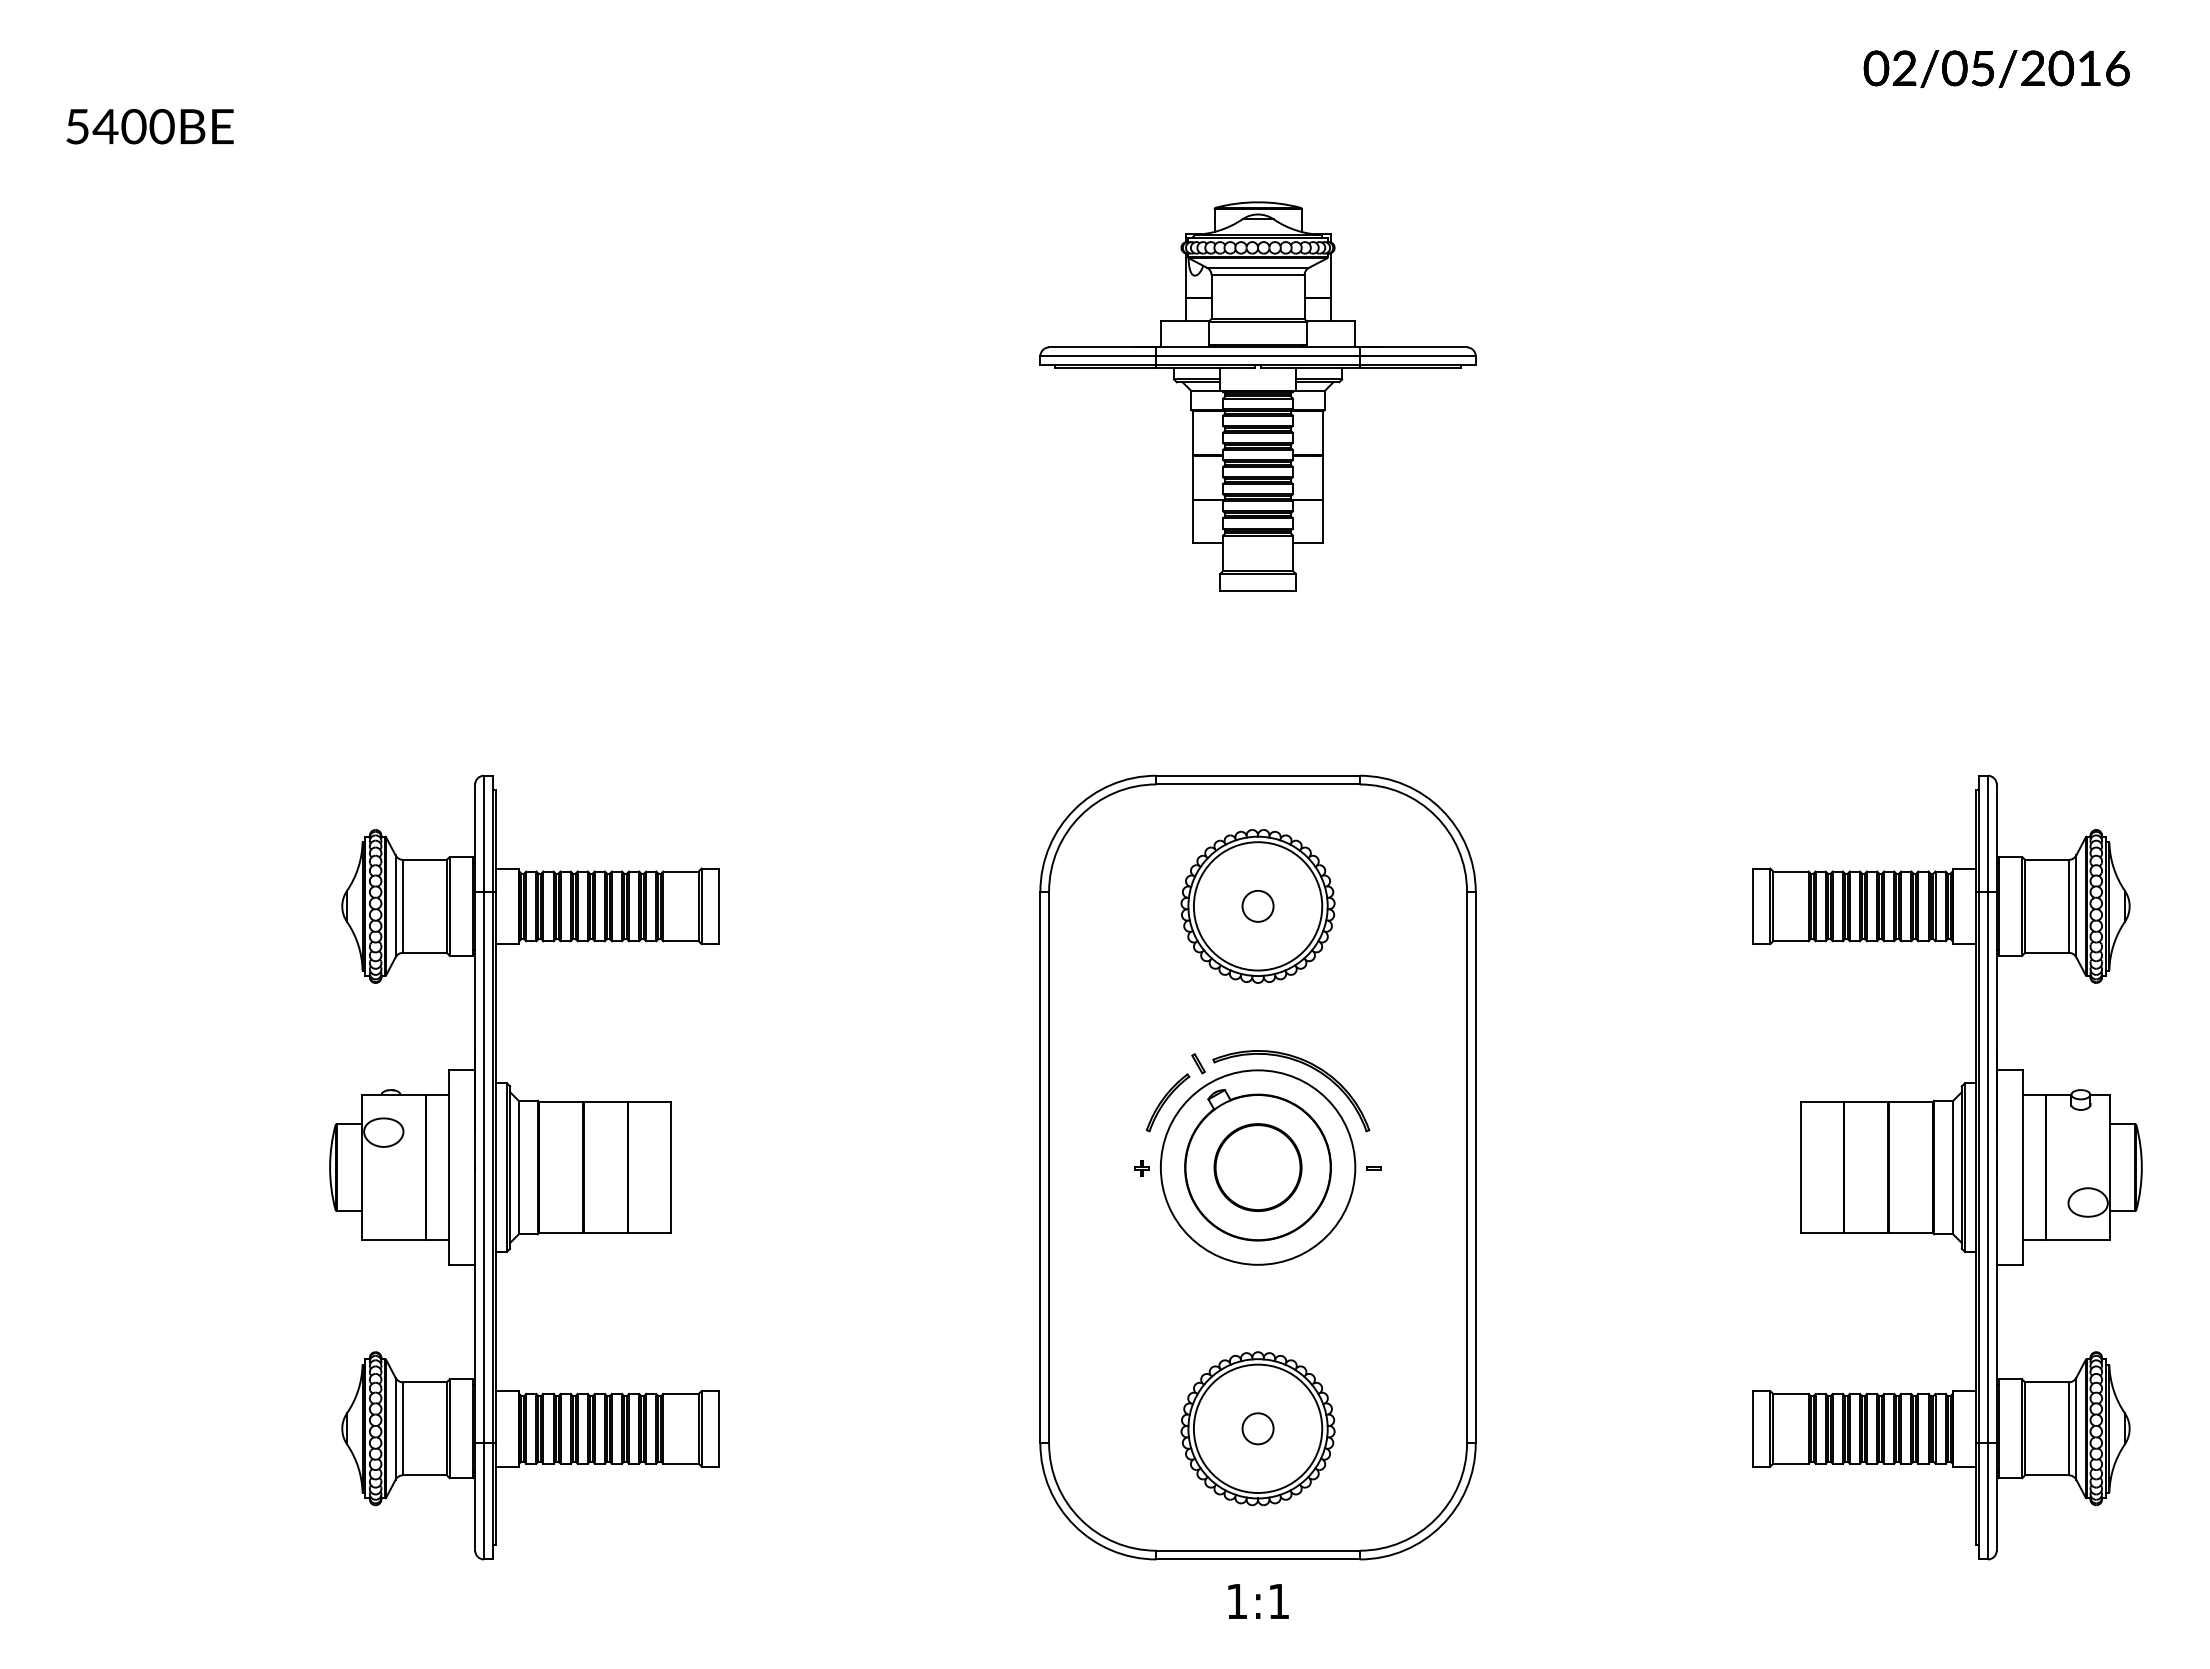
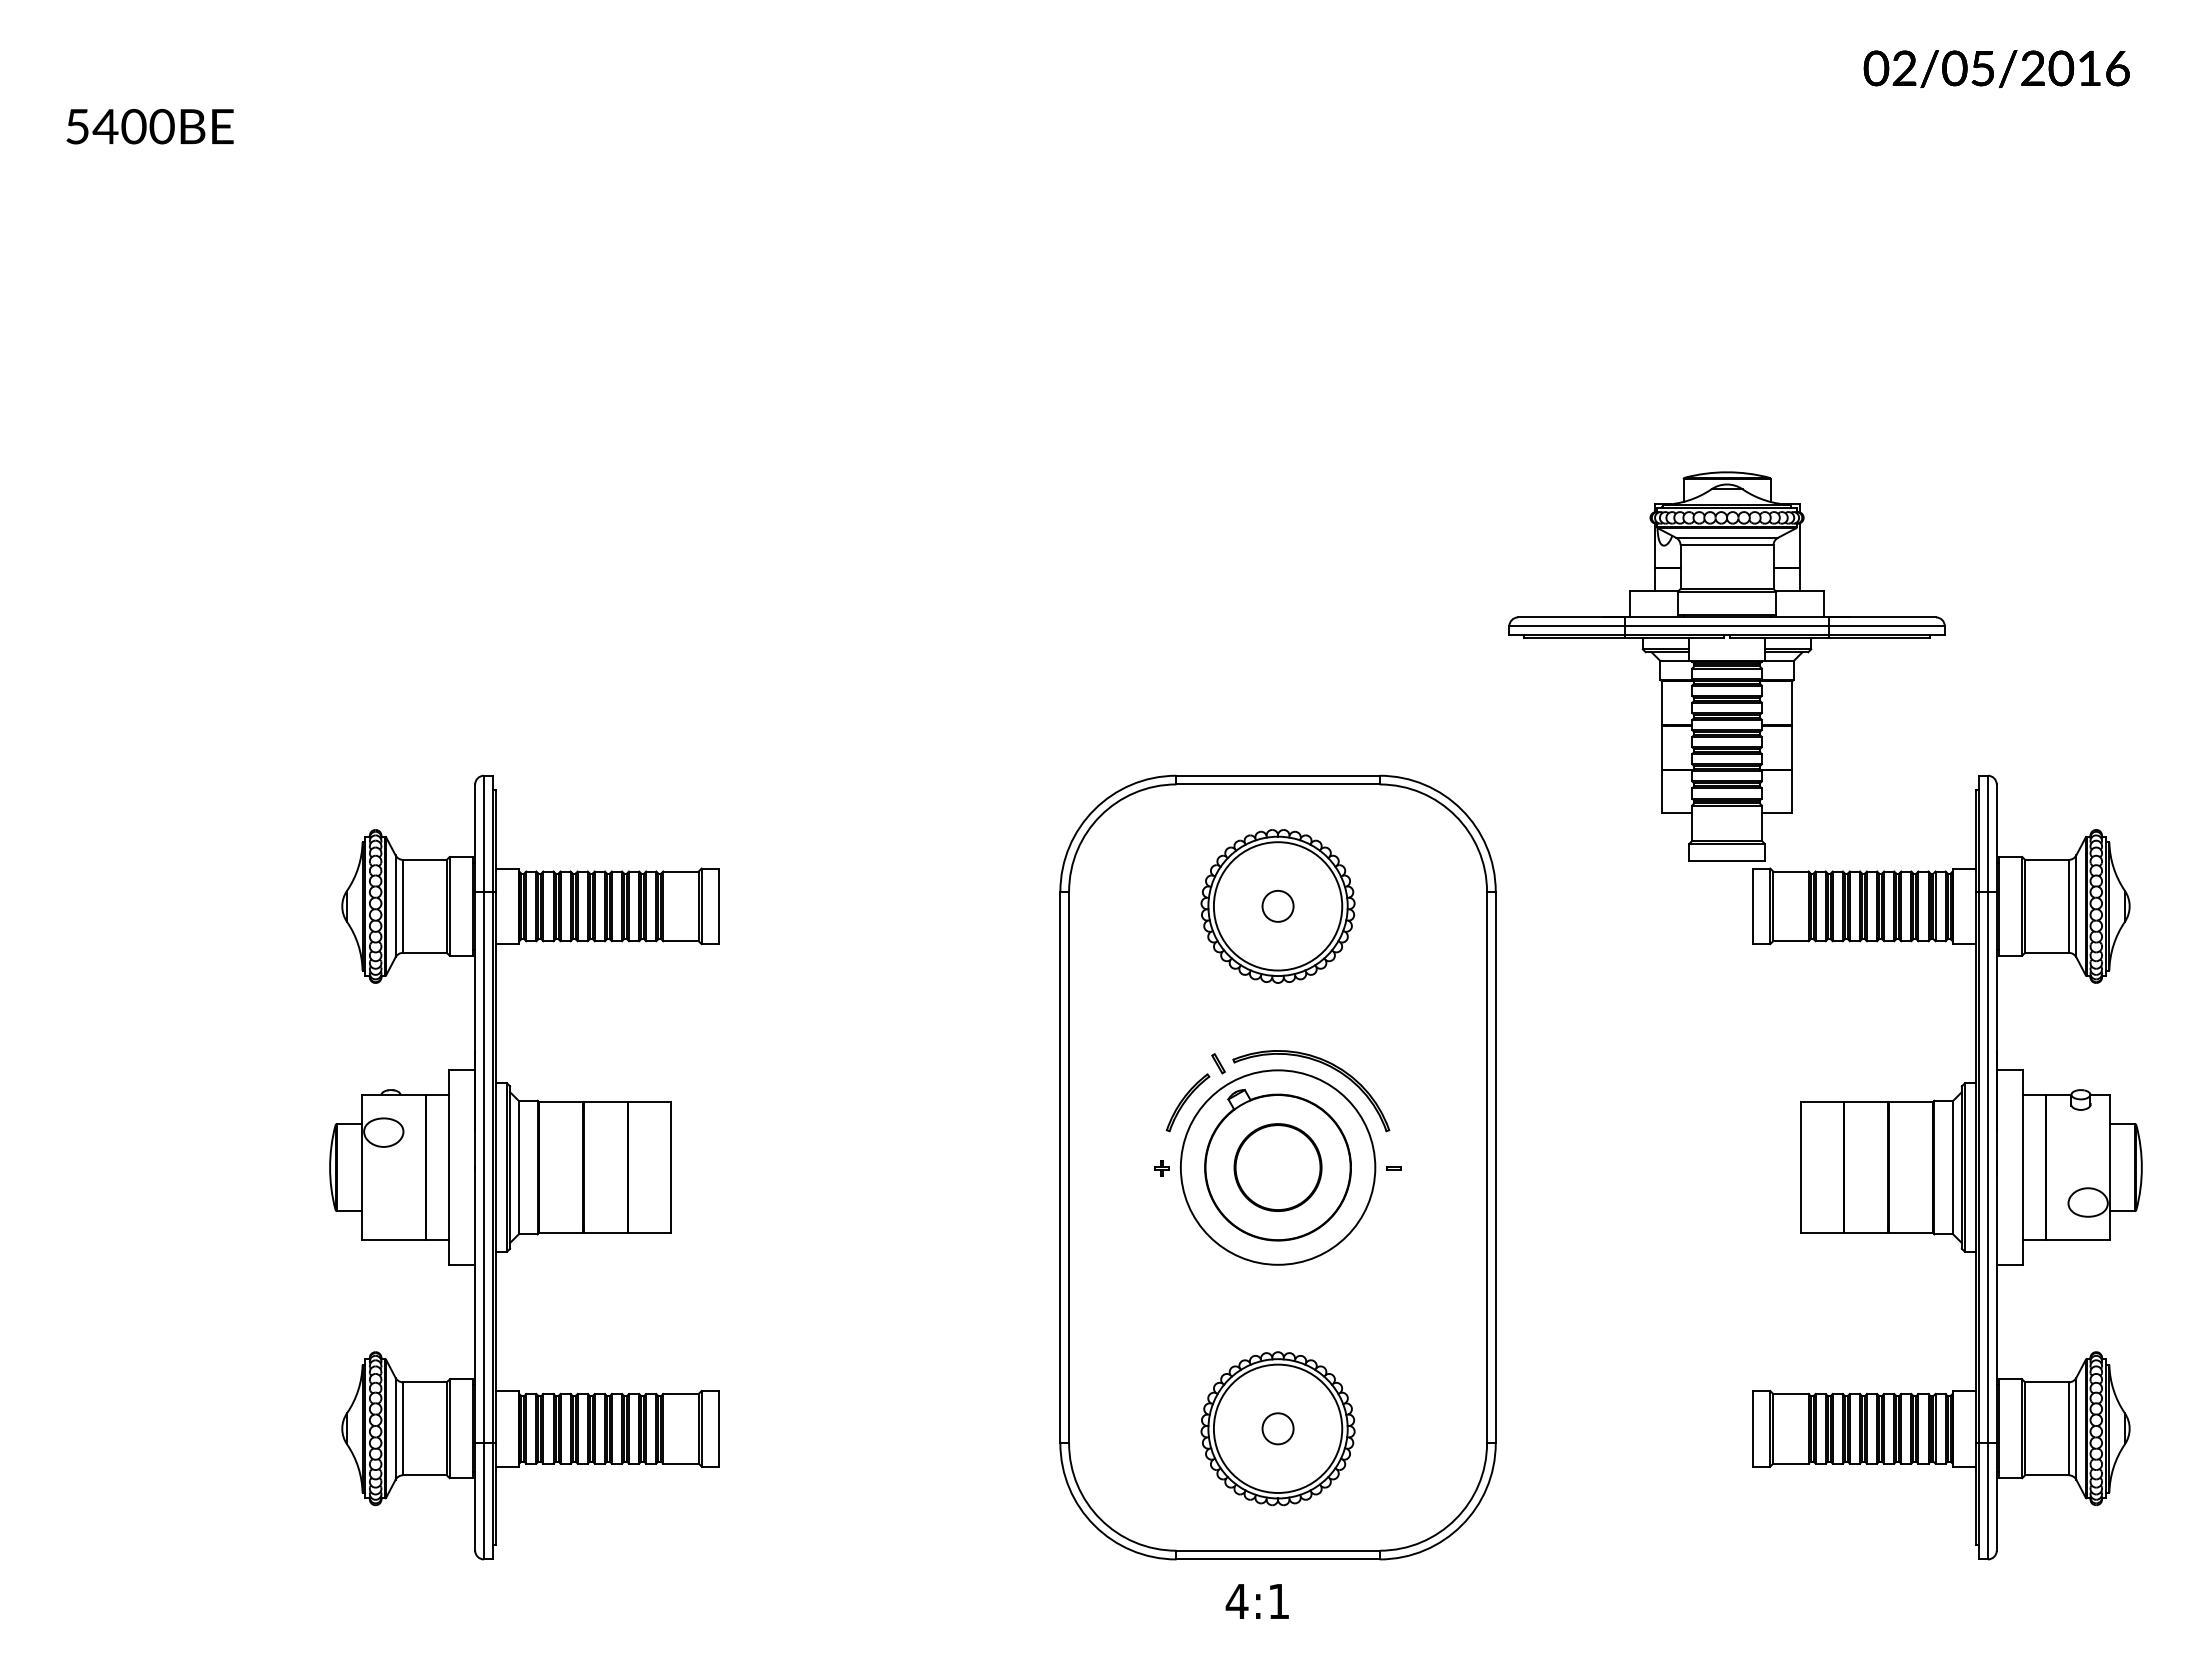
part position: (1257, 396) -> (1726, 666) (1726, 666)
part position: (1257, 1167) -> (1277, 1167) (1277, 1167)
text: 1:1 -> 4:1 (1236, 1601)
